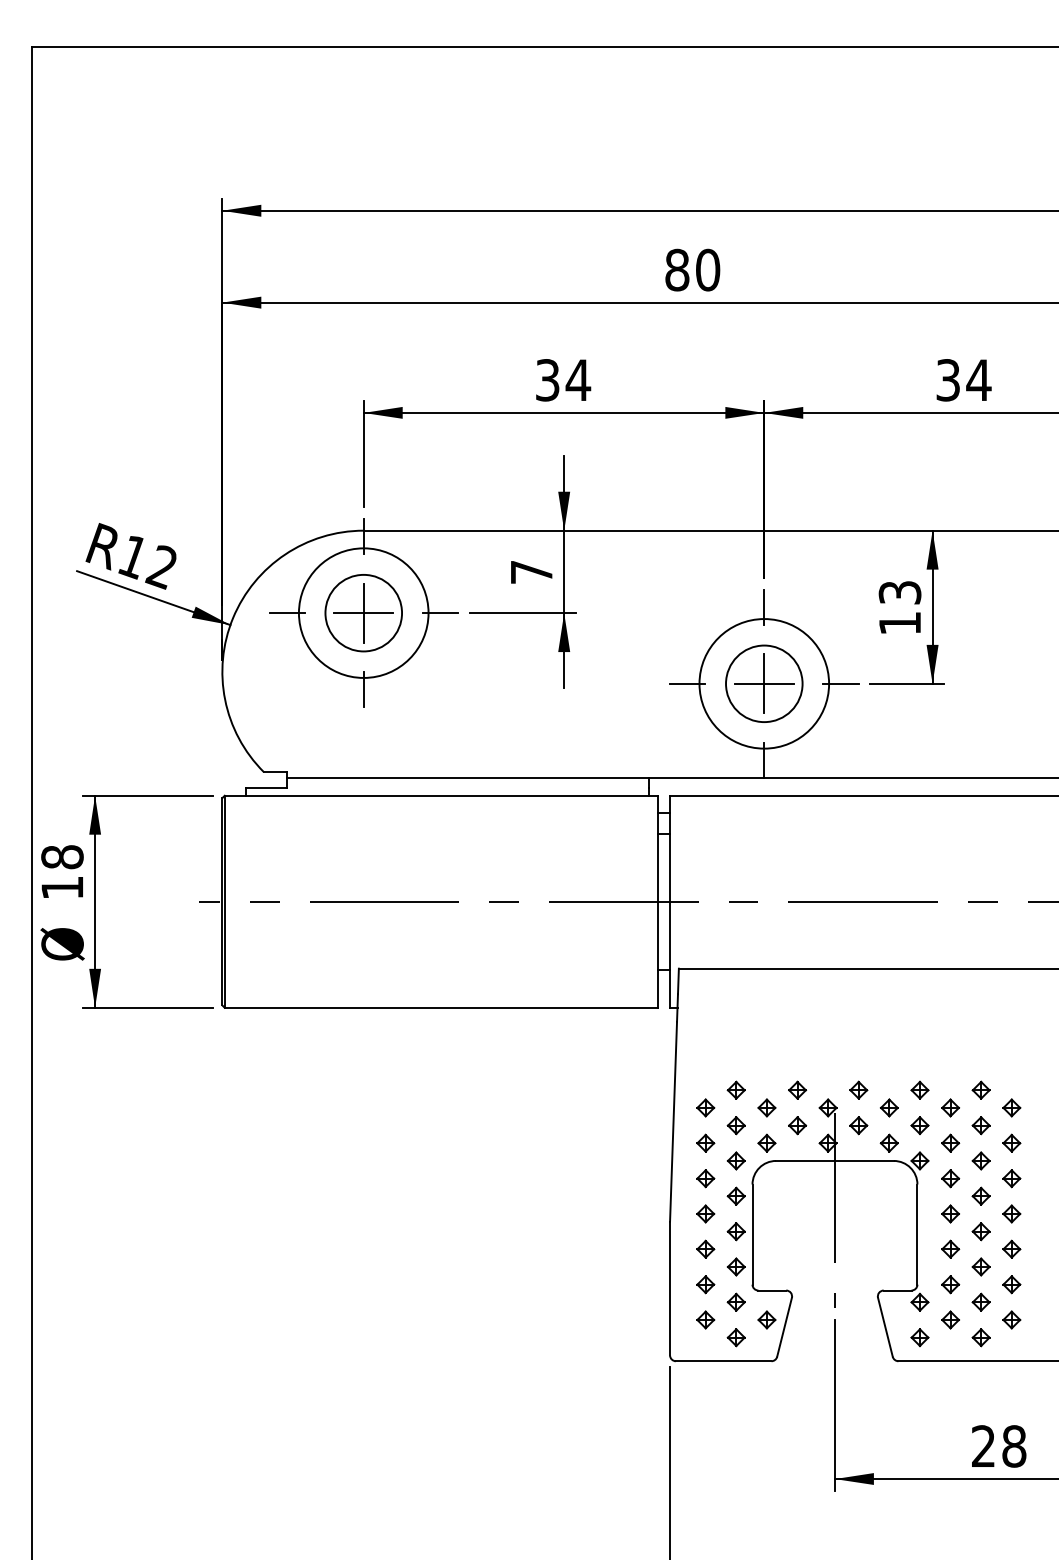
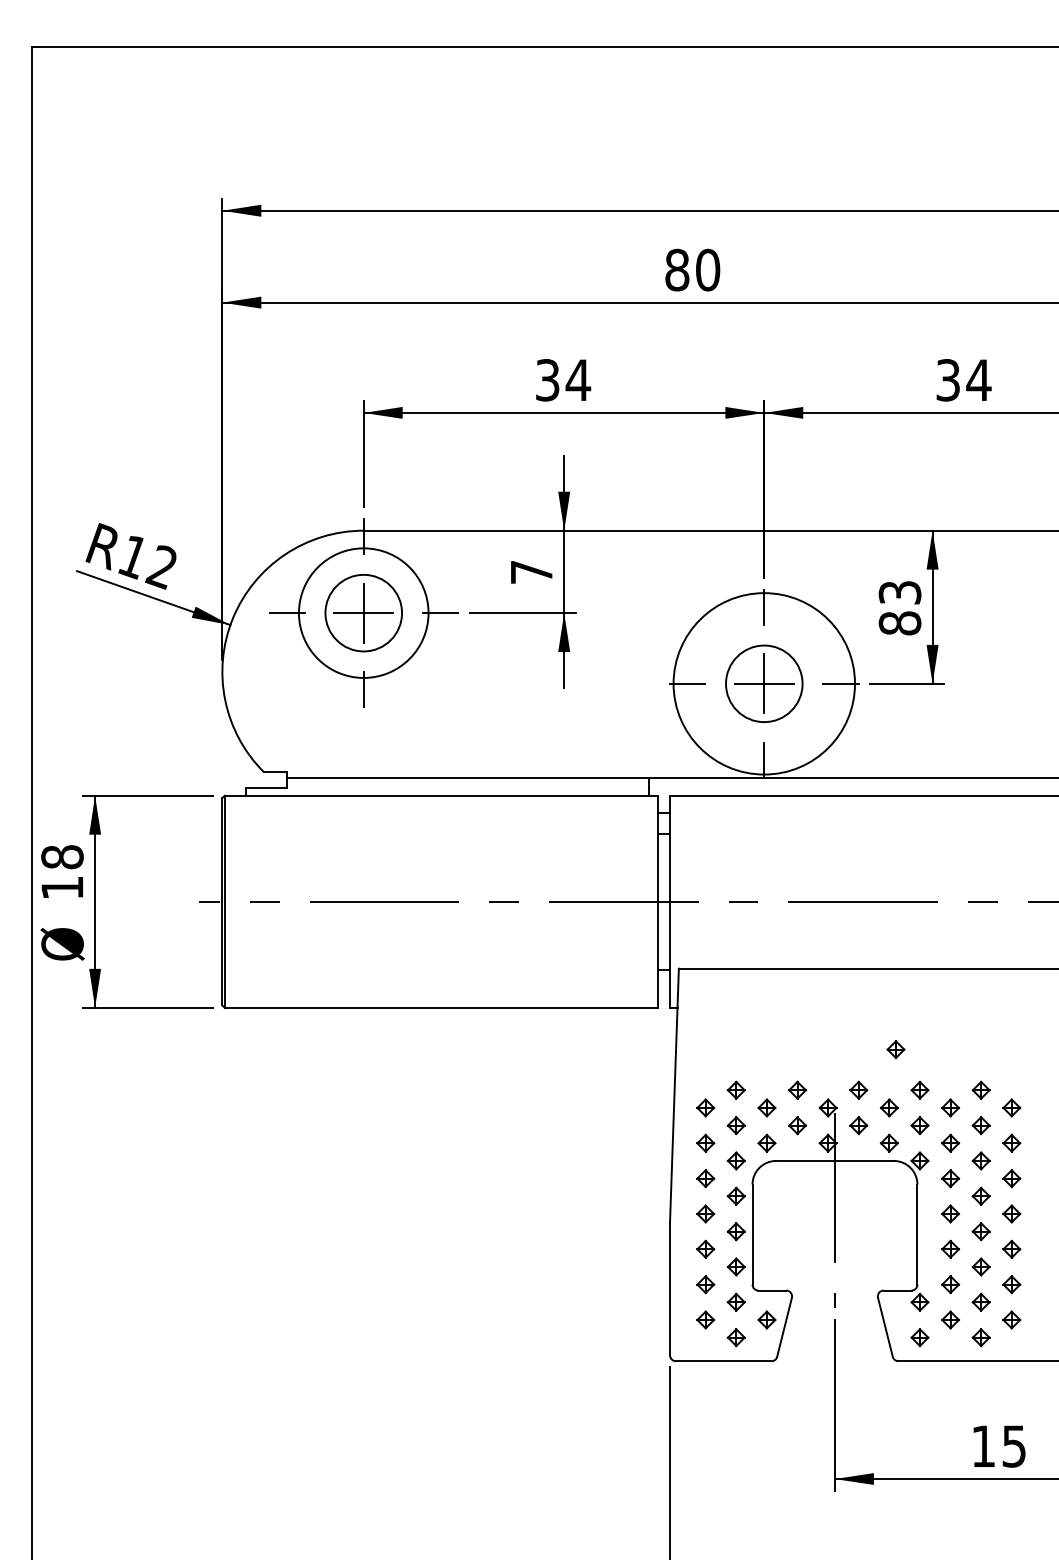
text: 13 -> 83 (899, 623)
circle diameter: 130 px -> 181 px (764, 683)
part: none -> present (895, 1049)
text: 28 -> 15 (999, 1446)
